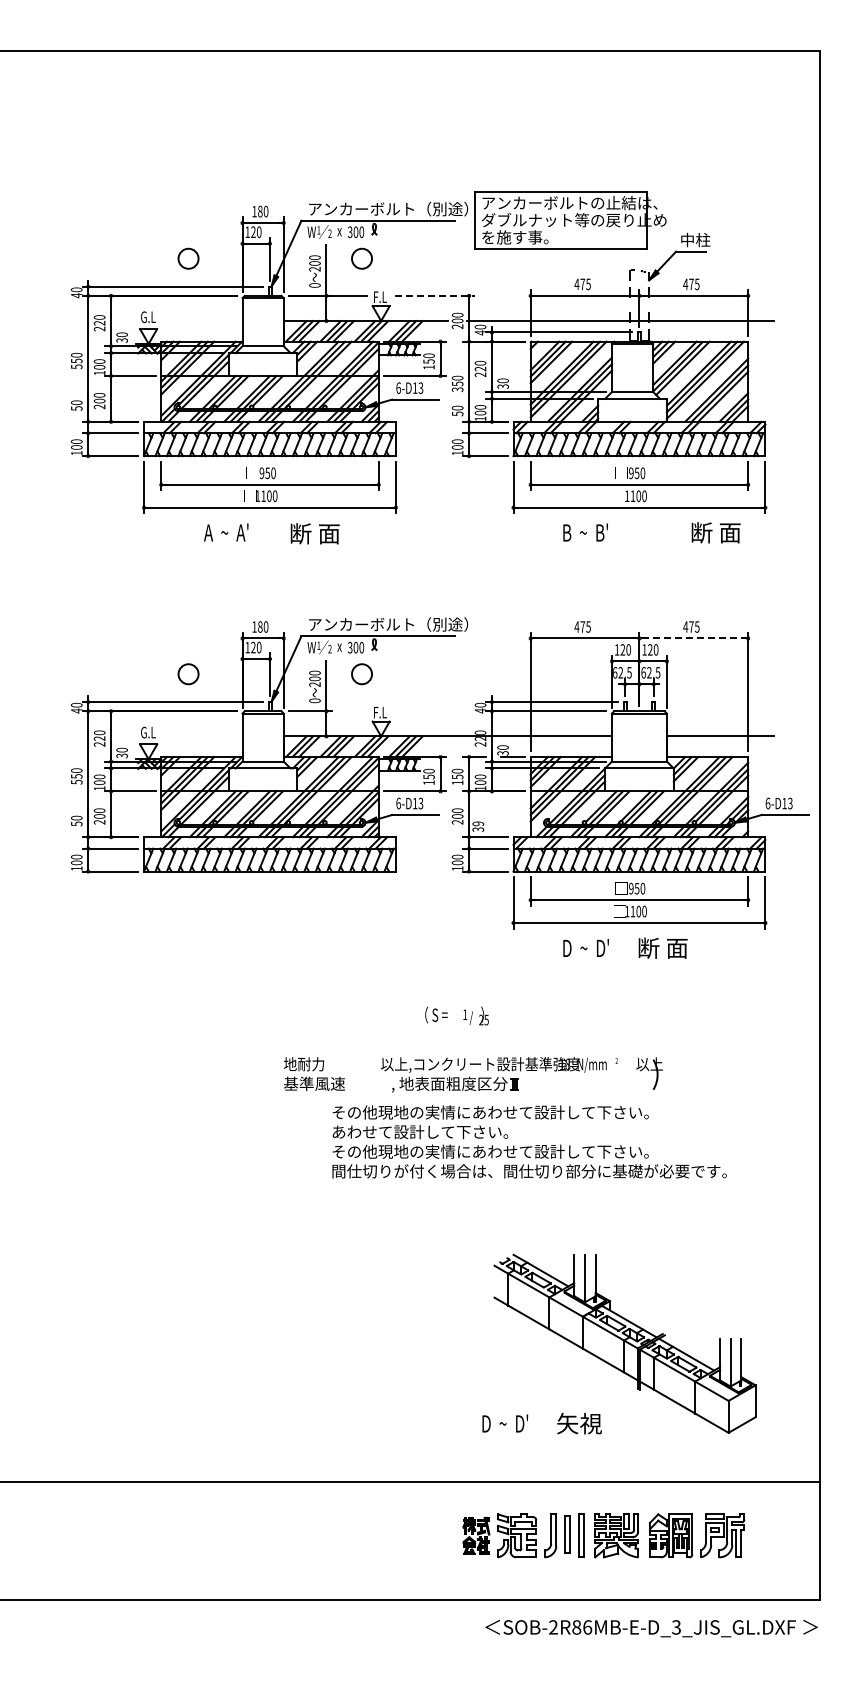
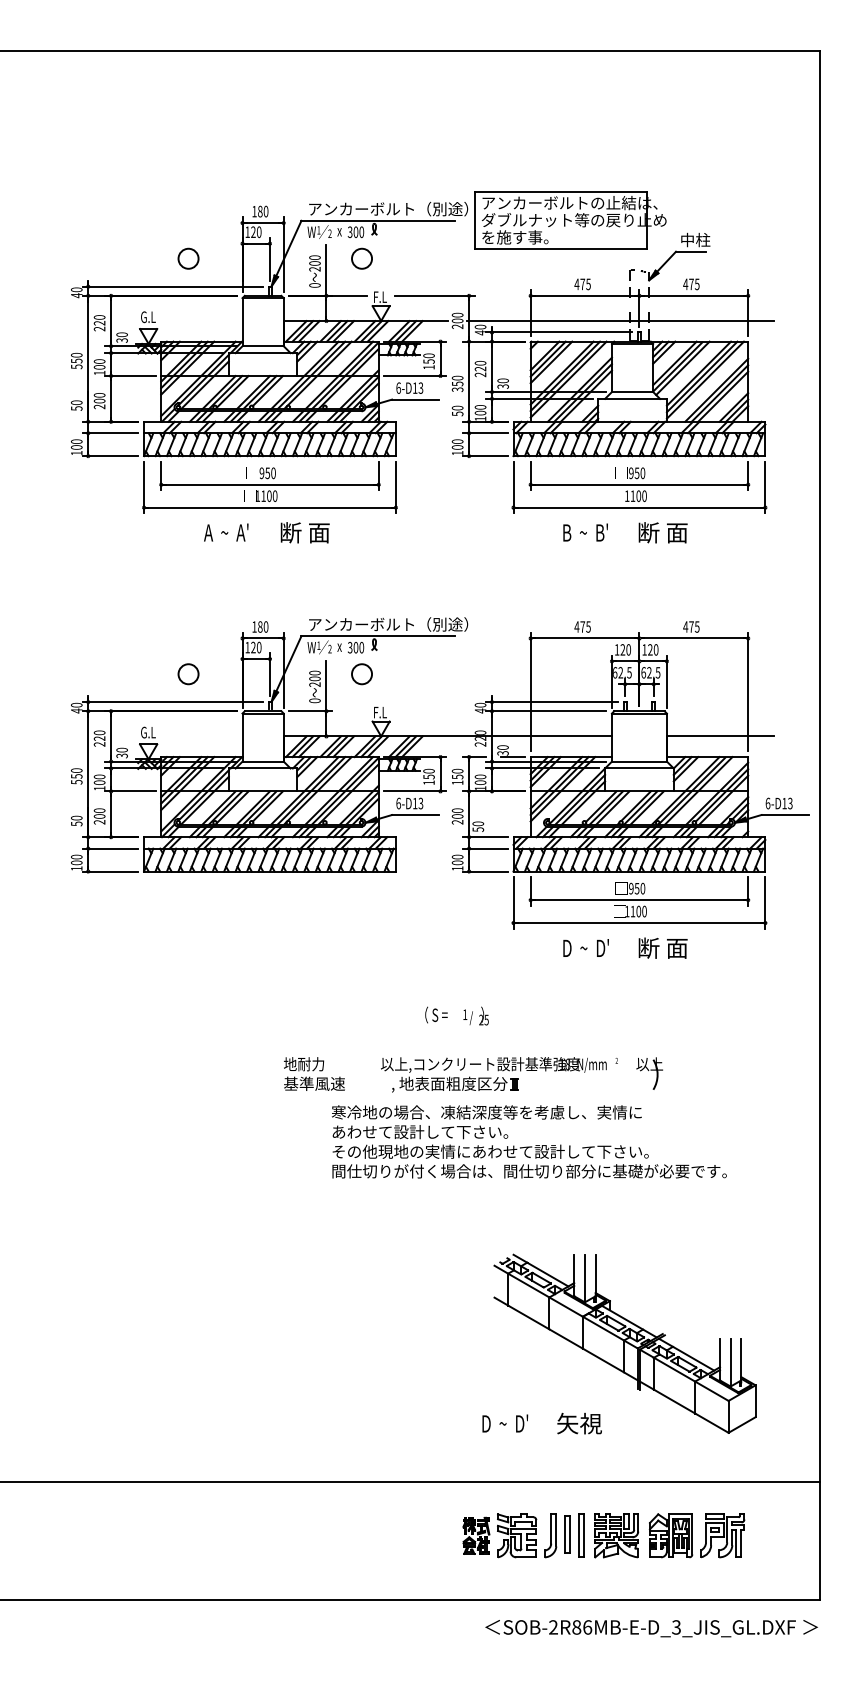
line: dashed -> solid (435, 295)
text position: (715, 532) -> (662, 532) (662, 532)
text position: (314, 533) -> (304, 532) (304, 532)
line: dashed -> solid (693, 638)
text: 39 -> 50 (478, 826)
text: その他現地の実情にあわせて設計して下さい。 -> 寒冷地の場合、凍結深度等を考慮し、実情に (489, 1112)
